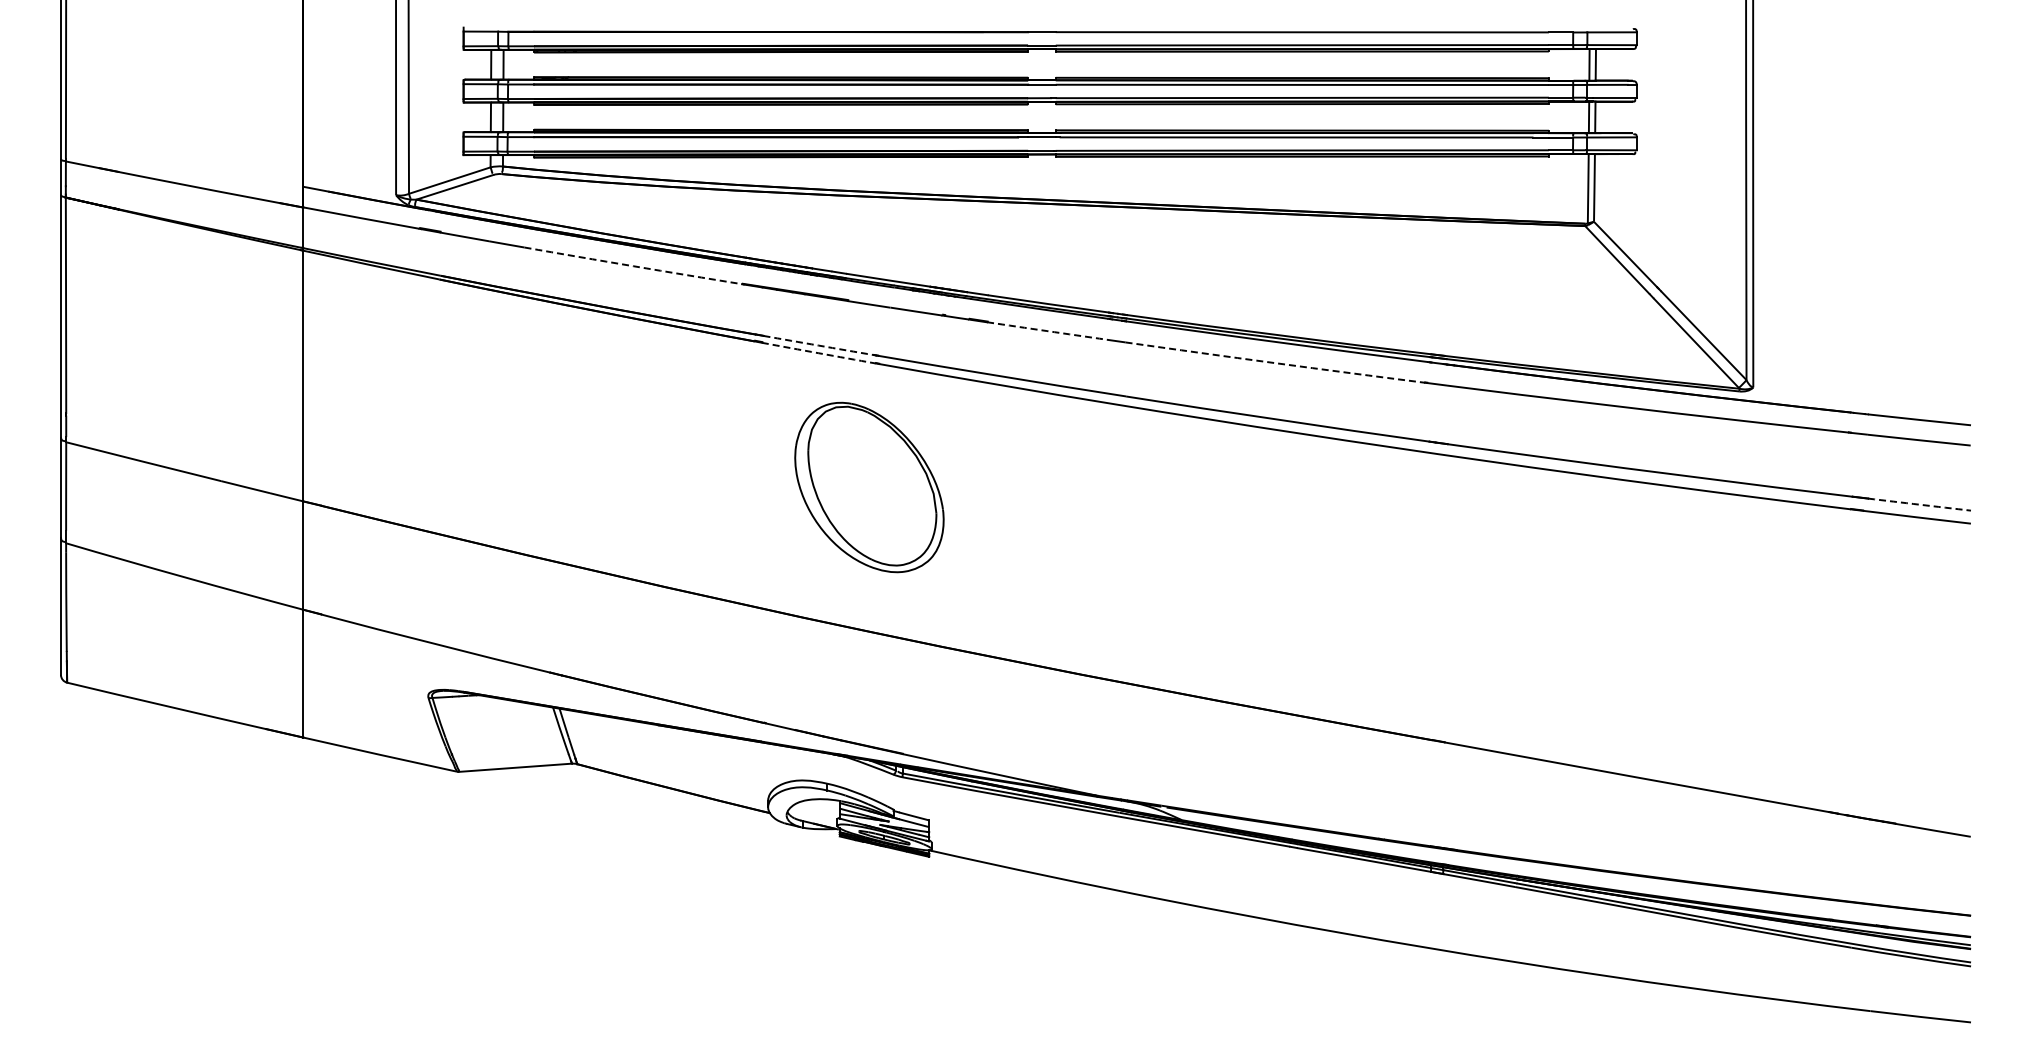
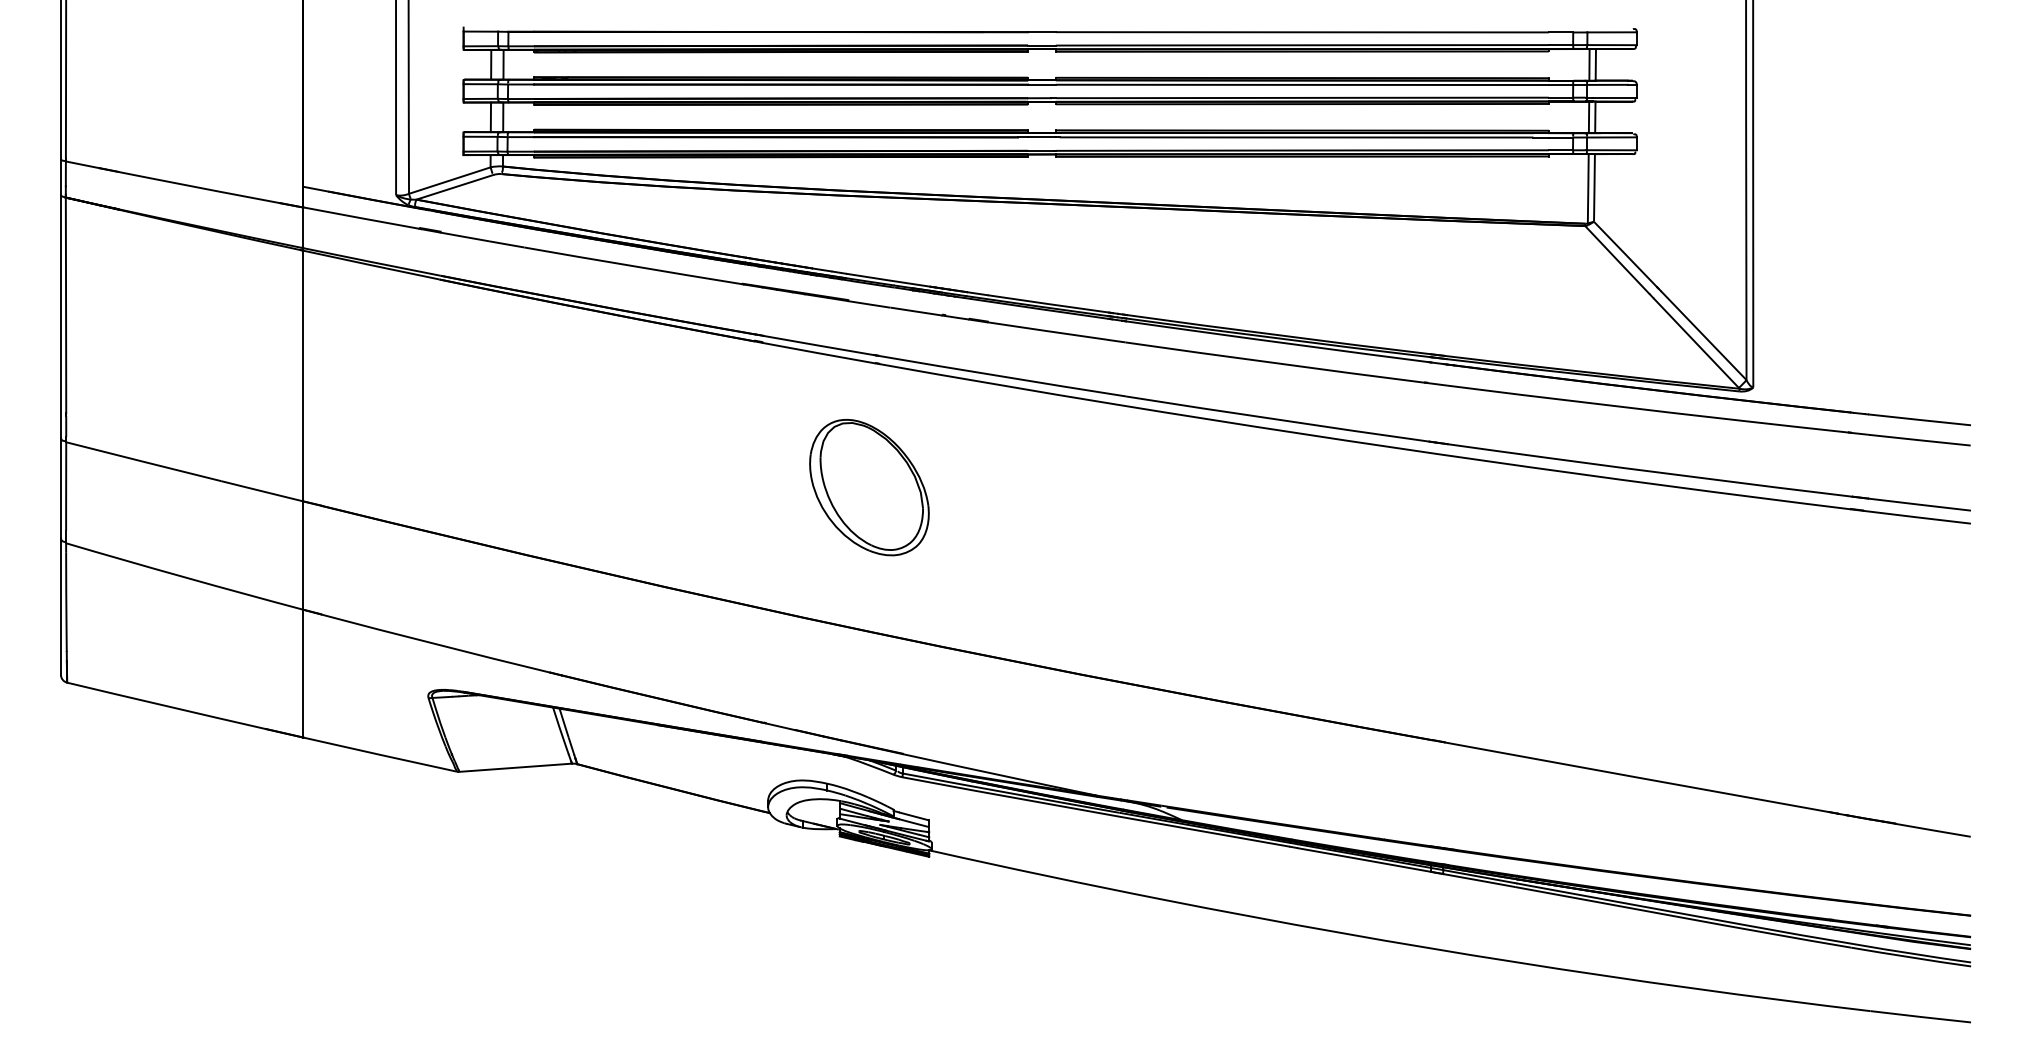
arc: dashed -> solid (633, 266)
arc: dashed -> solid (1046, 331)
arc: dashed -> solid (818, 345)
arc: dashed -> solid (818, 353)
arc: dashed -> solid (1275, 363)
part size: 151x173 px -> 121x138 px (869, 487)
arc: dashed -> solid (1919, 504)
